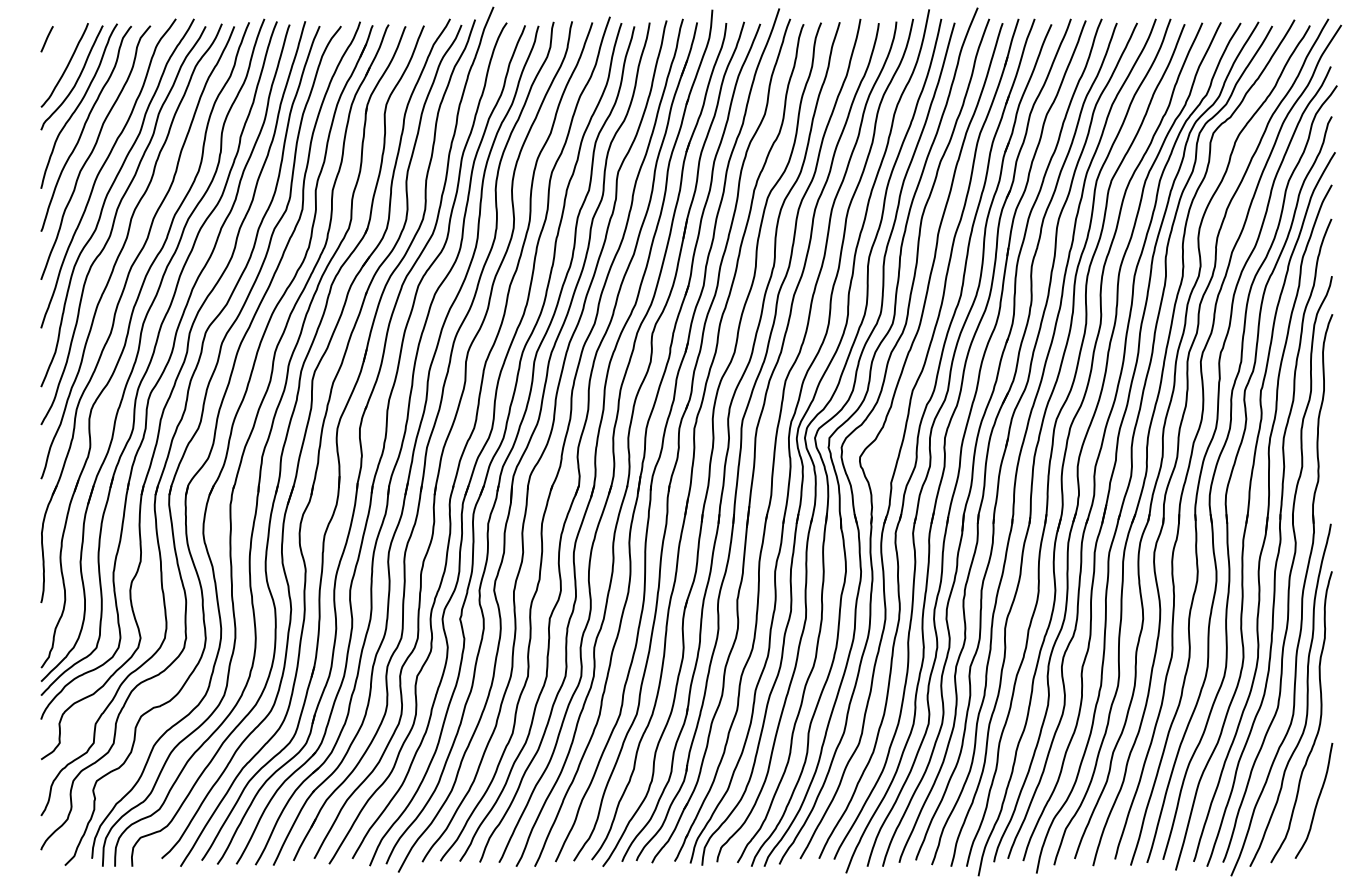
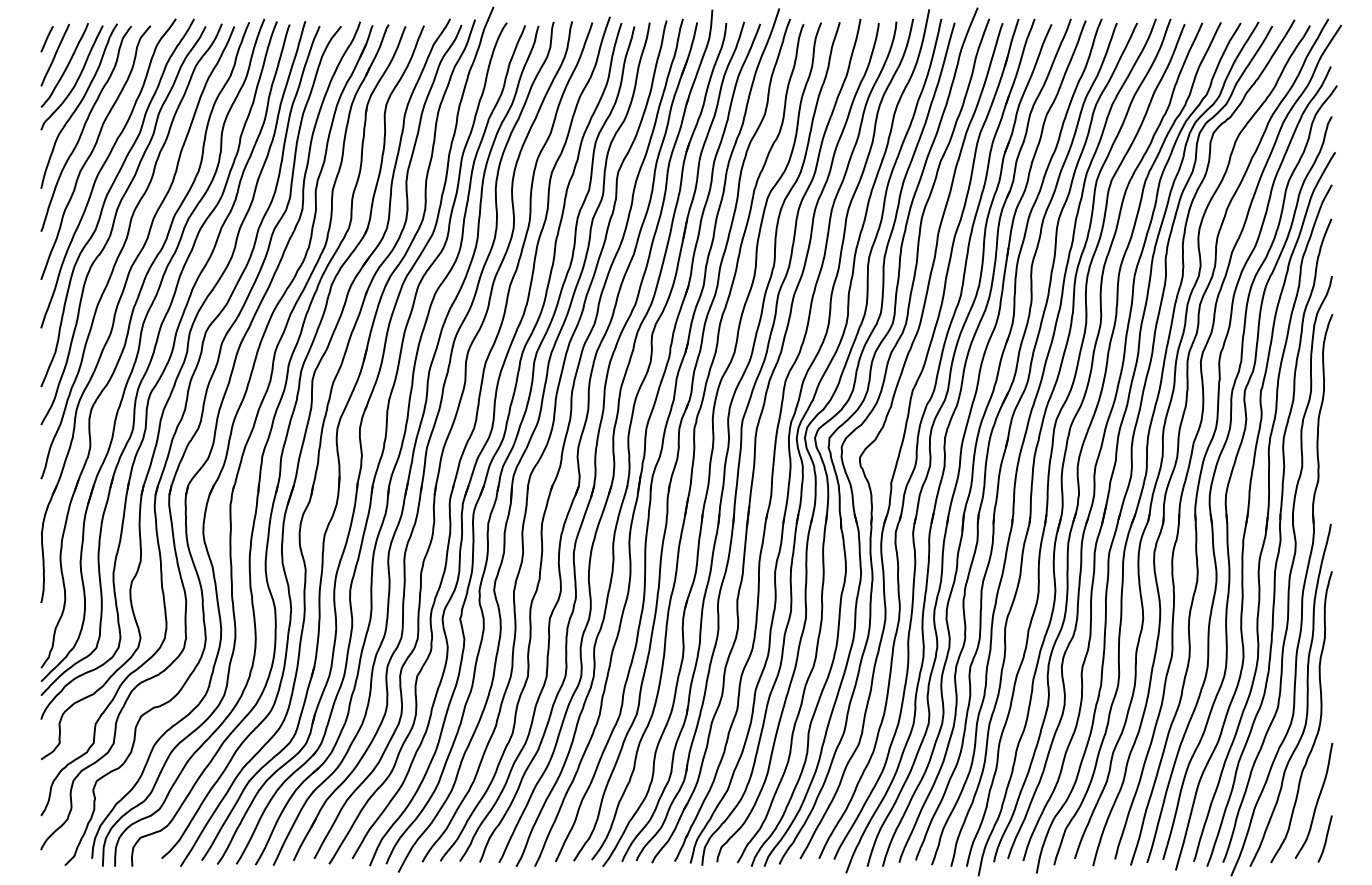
line: none -> present (54, 54)
curve: none -> present (1325, 838)
